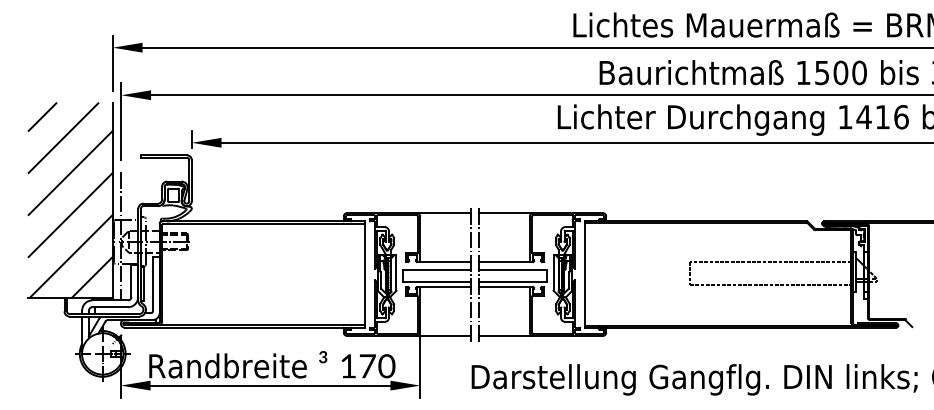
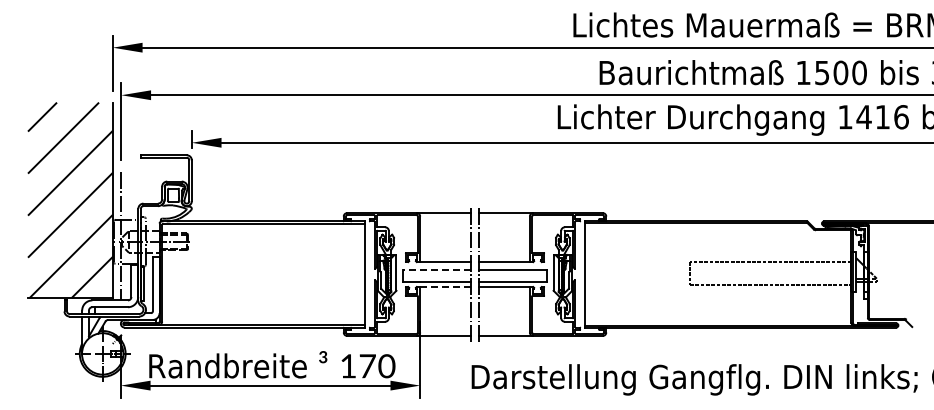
line: solid -> dashed (436, 269)
line: solid -> dashed (445, 287)
